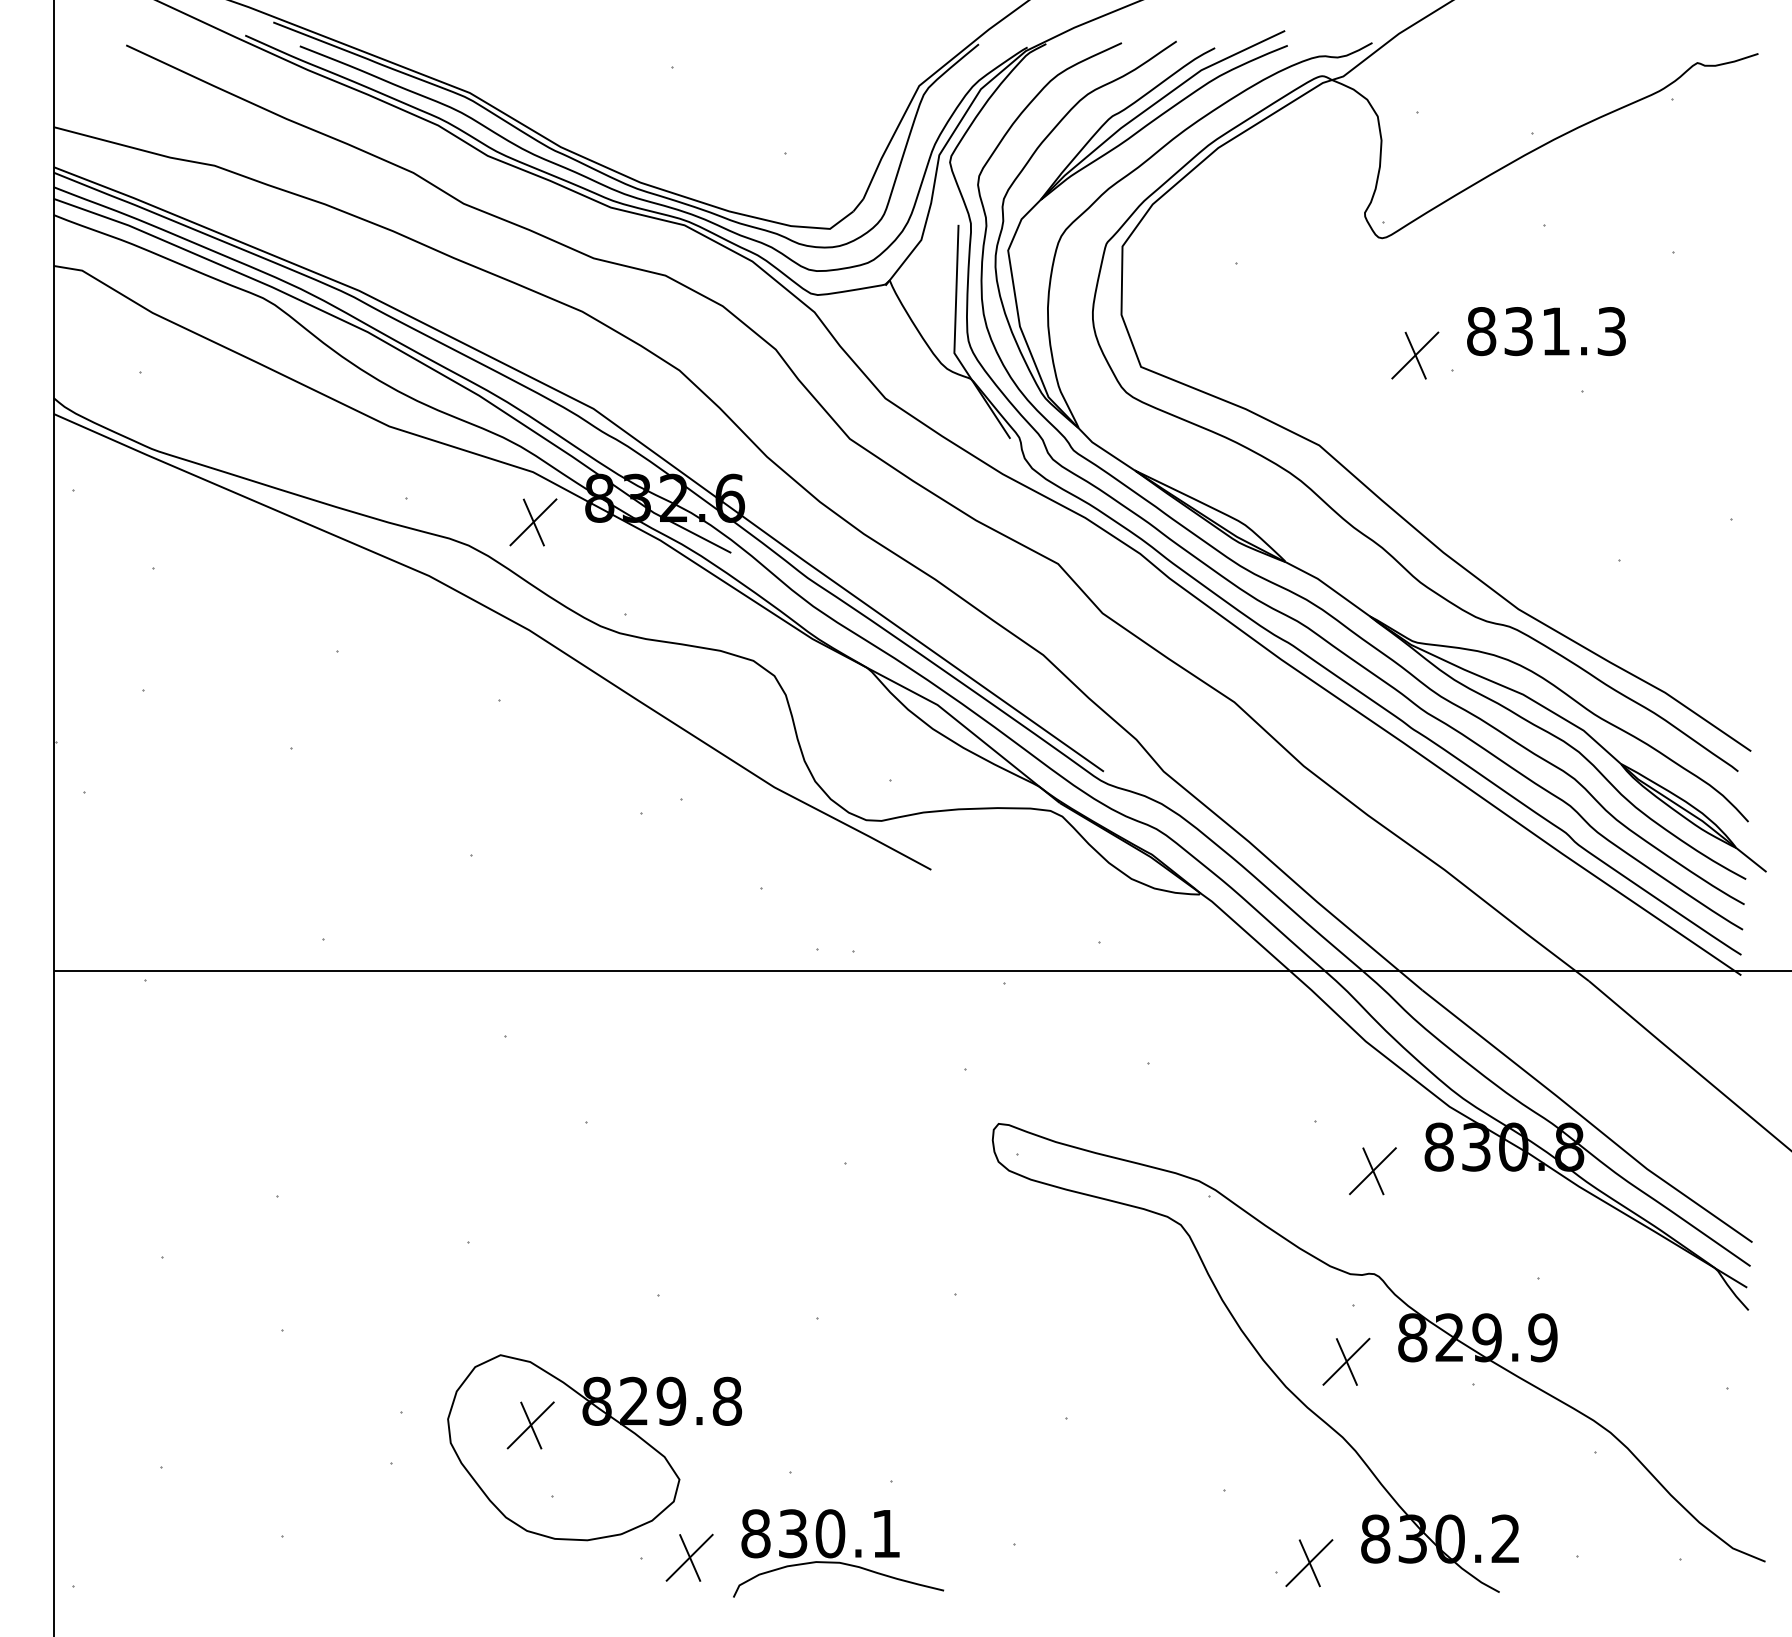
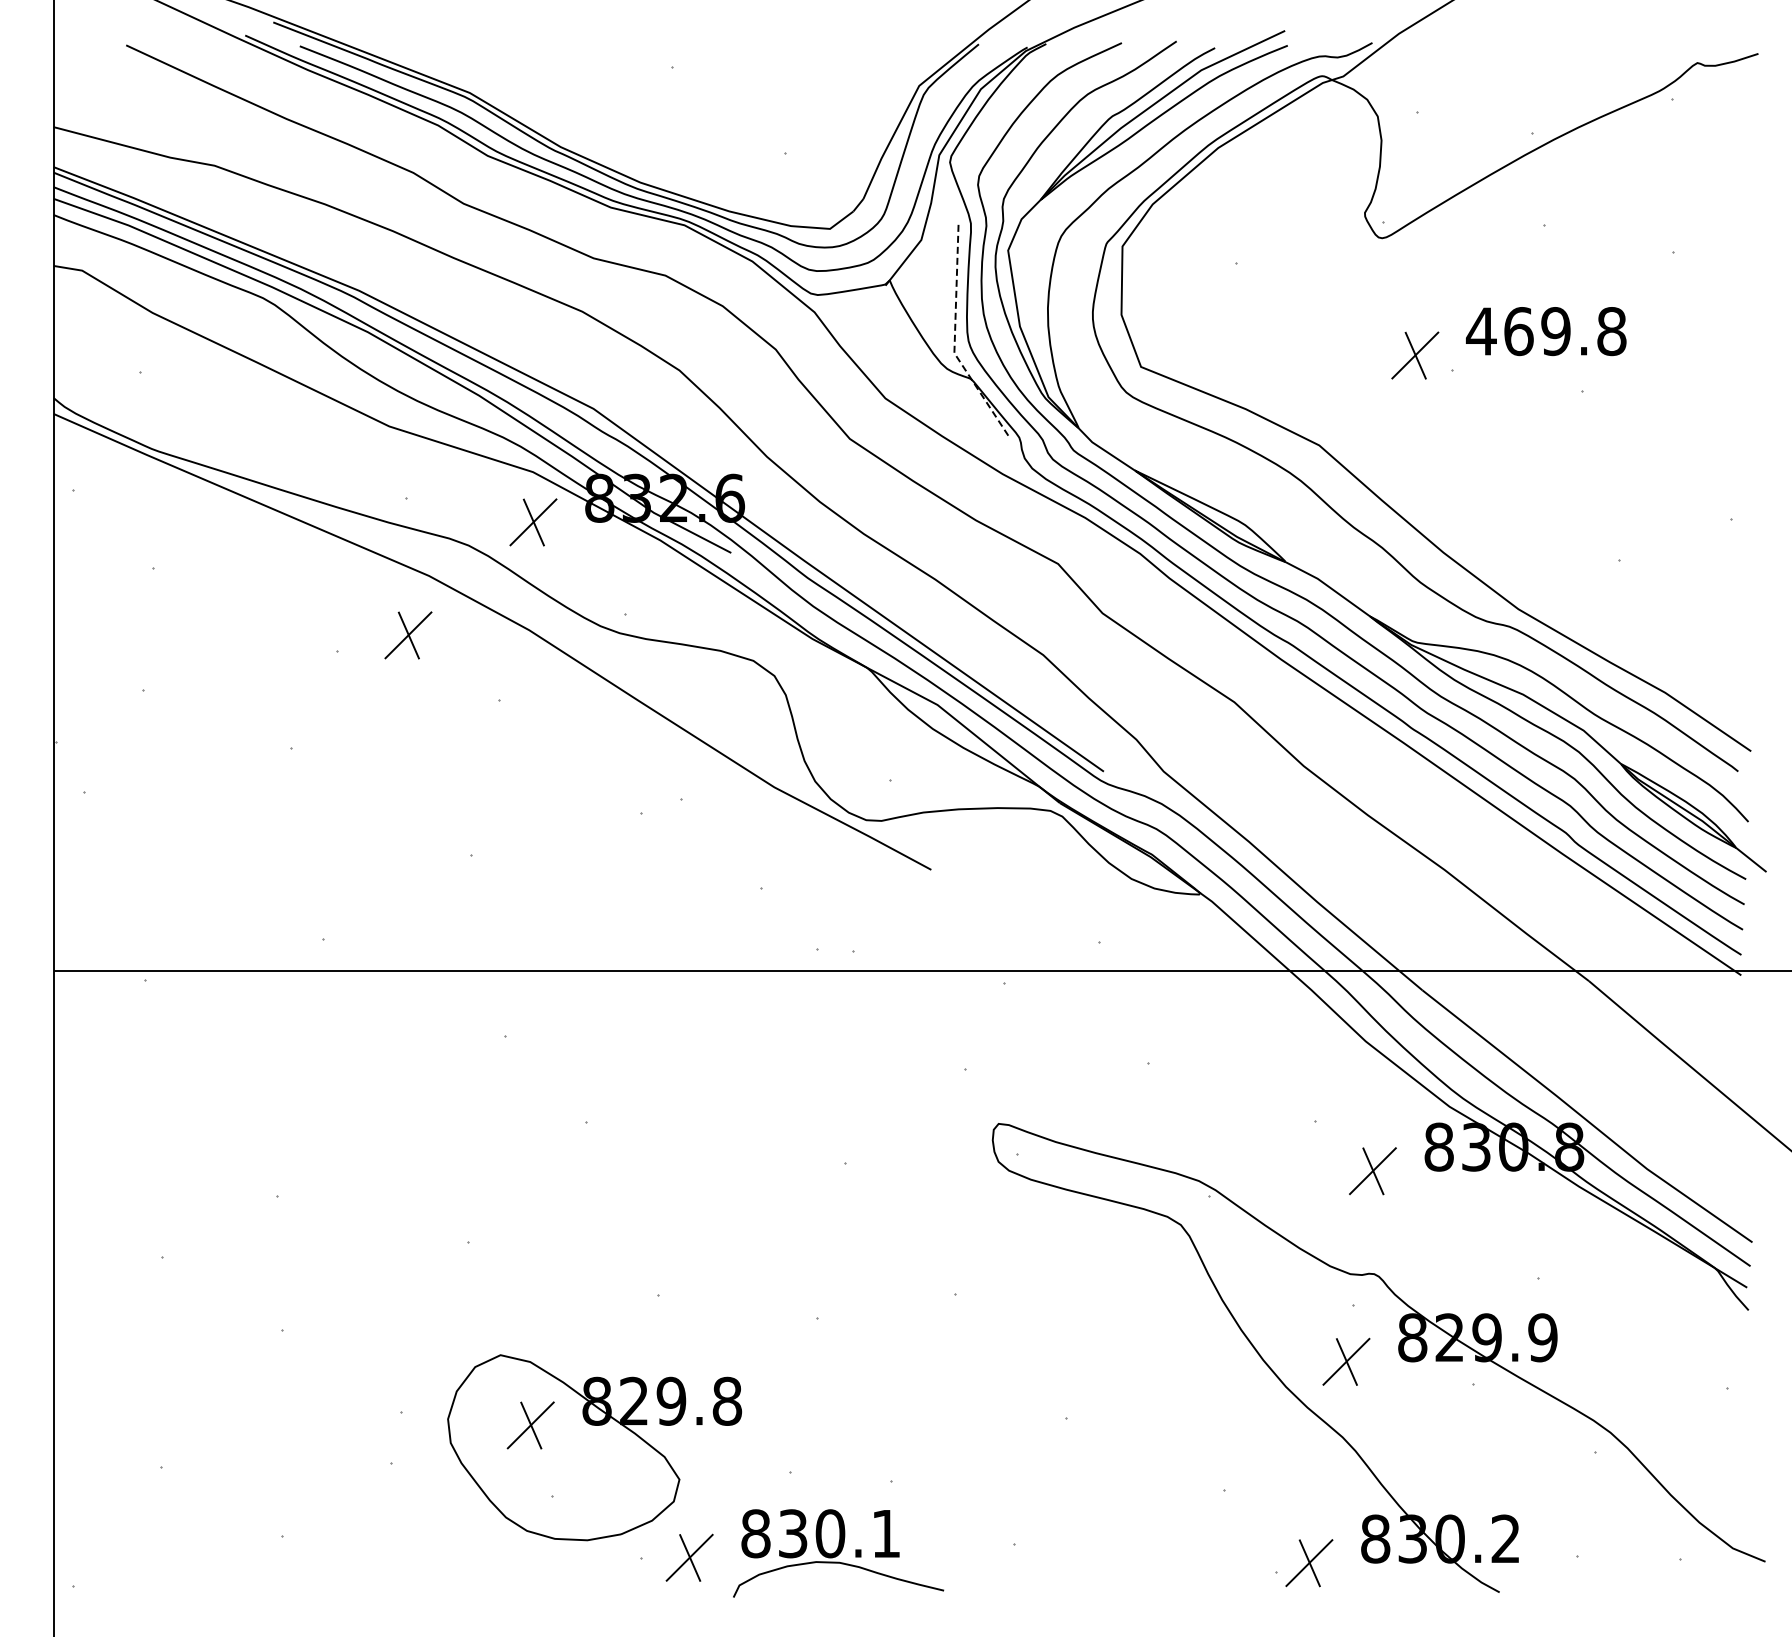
text: 831.3 -> 469.8 (1545, 331)
line: solid -> dashed (954, 341)
part: none -> present (408, 635)
